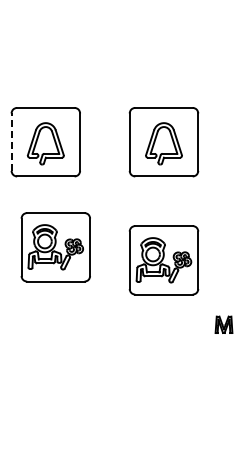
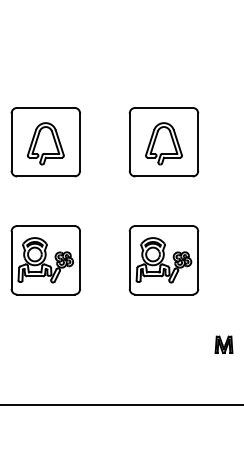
line: dashed -> solid (11, 142)
part position: (55, 247) -> (45, 260) (45, 260)
part position: (223, 324) -> (223, 344) (223, 344)
line: none -> present (121, 404)
